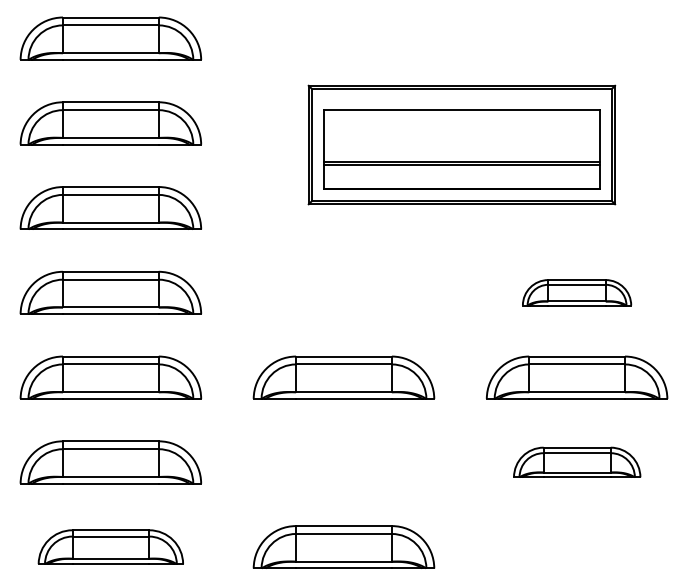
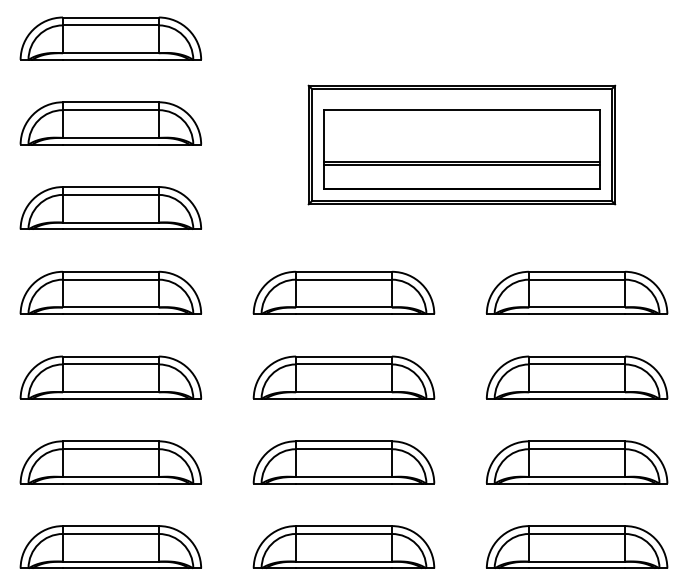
part: none -> present (343, 292)
part size: 111x28 px -> 184x45 px (576, 292)
part size: 129x32 px -> 183x45 px (577, 462)
part: none -> present (343, 462)
part size: 147x36 px -> 184x44 px (110, 546)
part: none -> present (577, 546)
